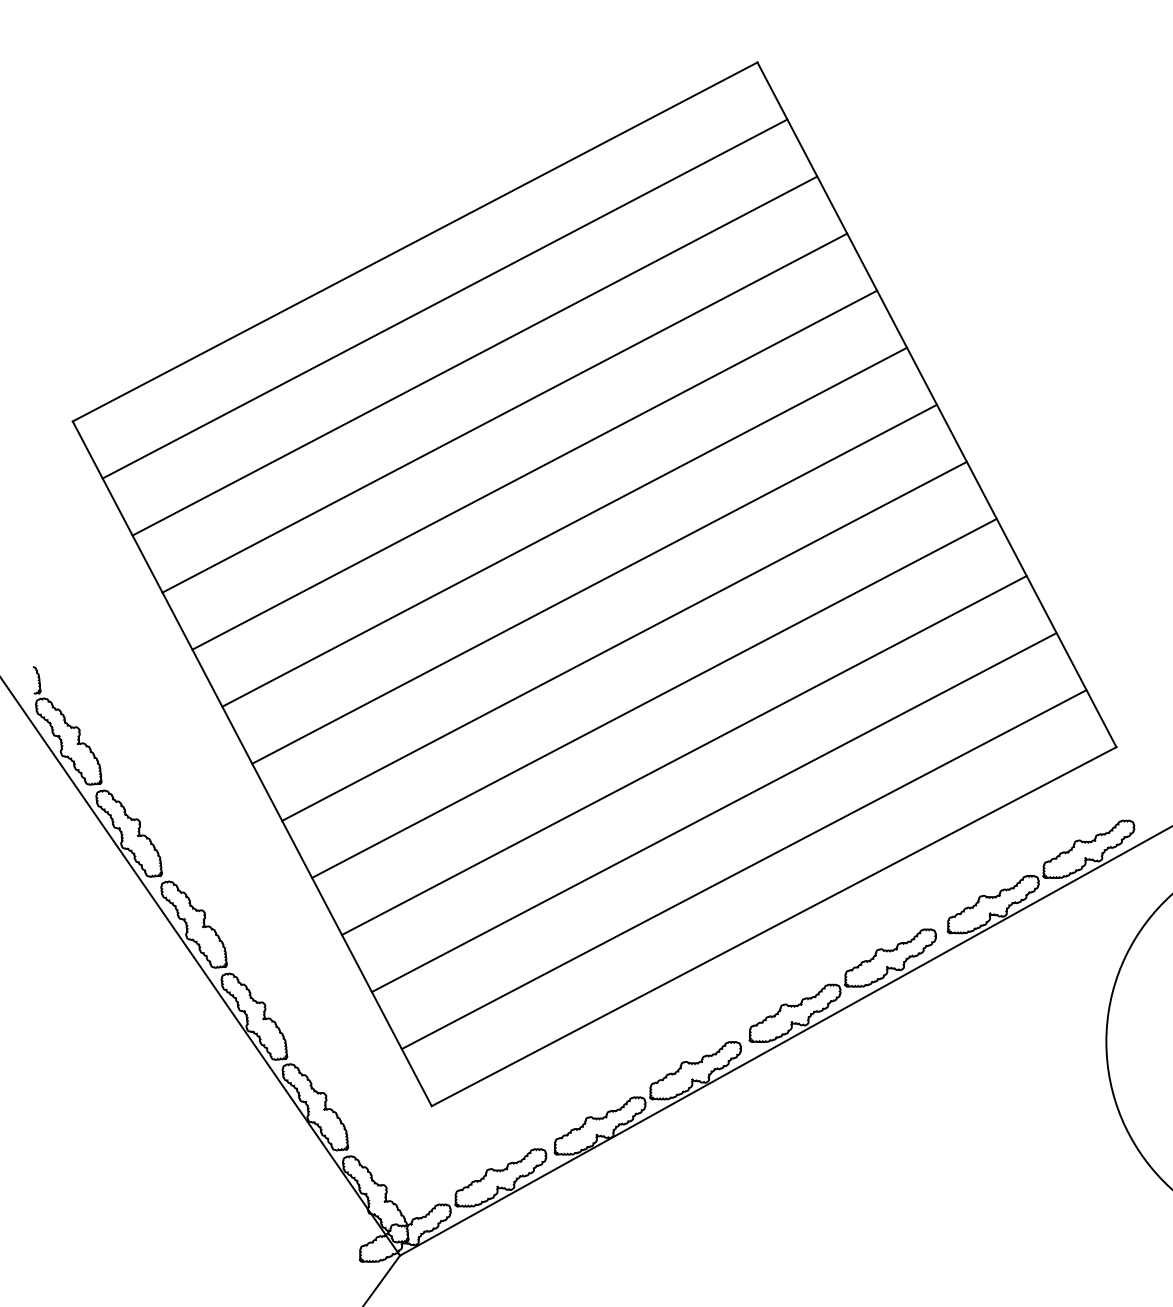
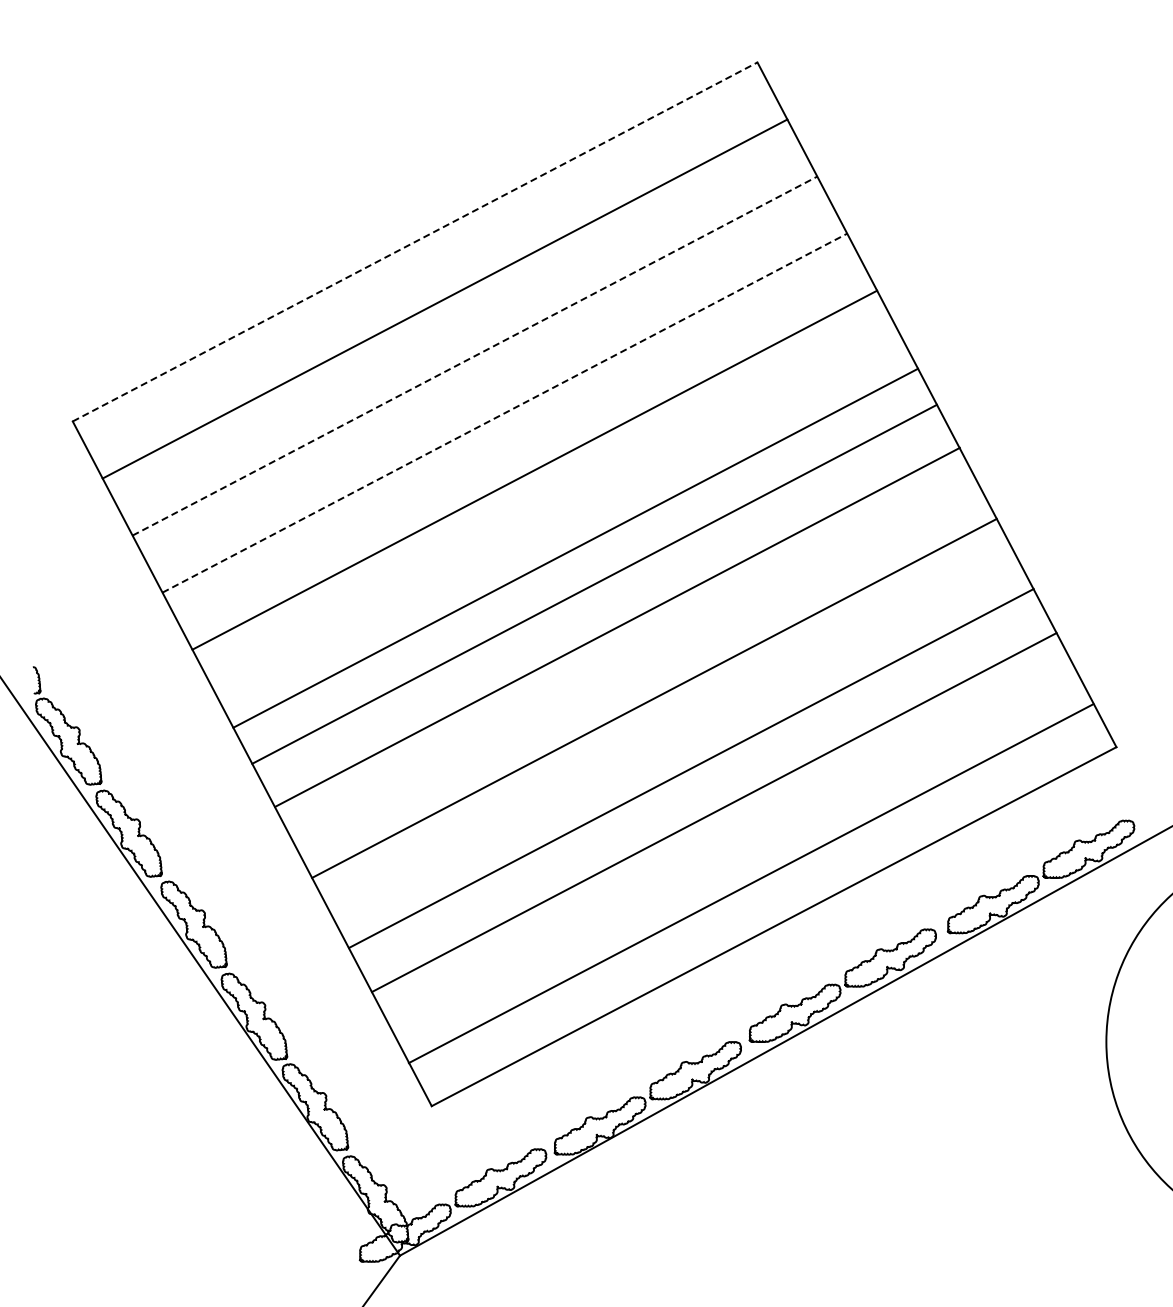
line: solid -> dashed (415, 241)
line: solid -> dashed (474, 356)
line: solid -> dashed (504, 413)
line position: (564, 526) -> (575, 547) (575, 547)
line position: (624, 640) -> (617, 626) (617, 626)
line position: (684, 755) -> (691, 768) (691, 768)
line position: (743, 869) -> (750, 883) (750, 883)
